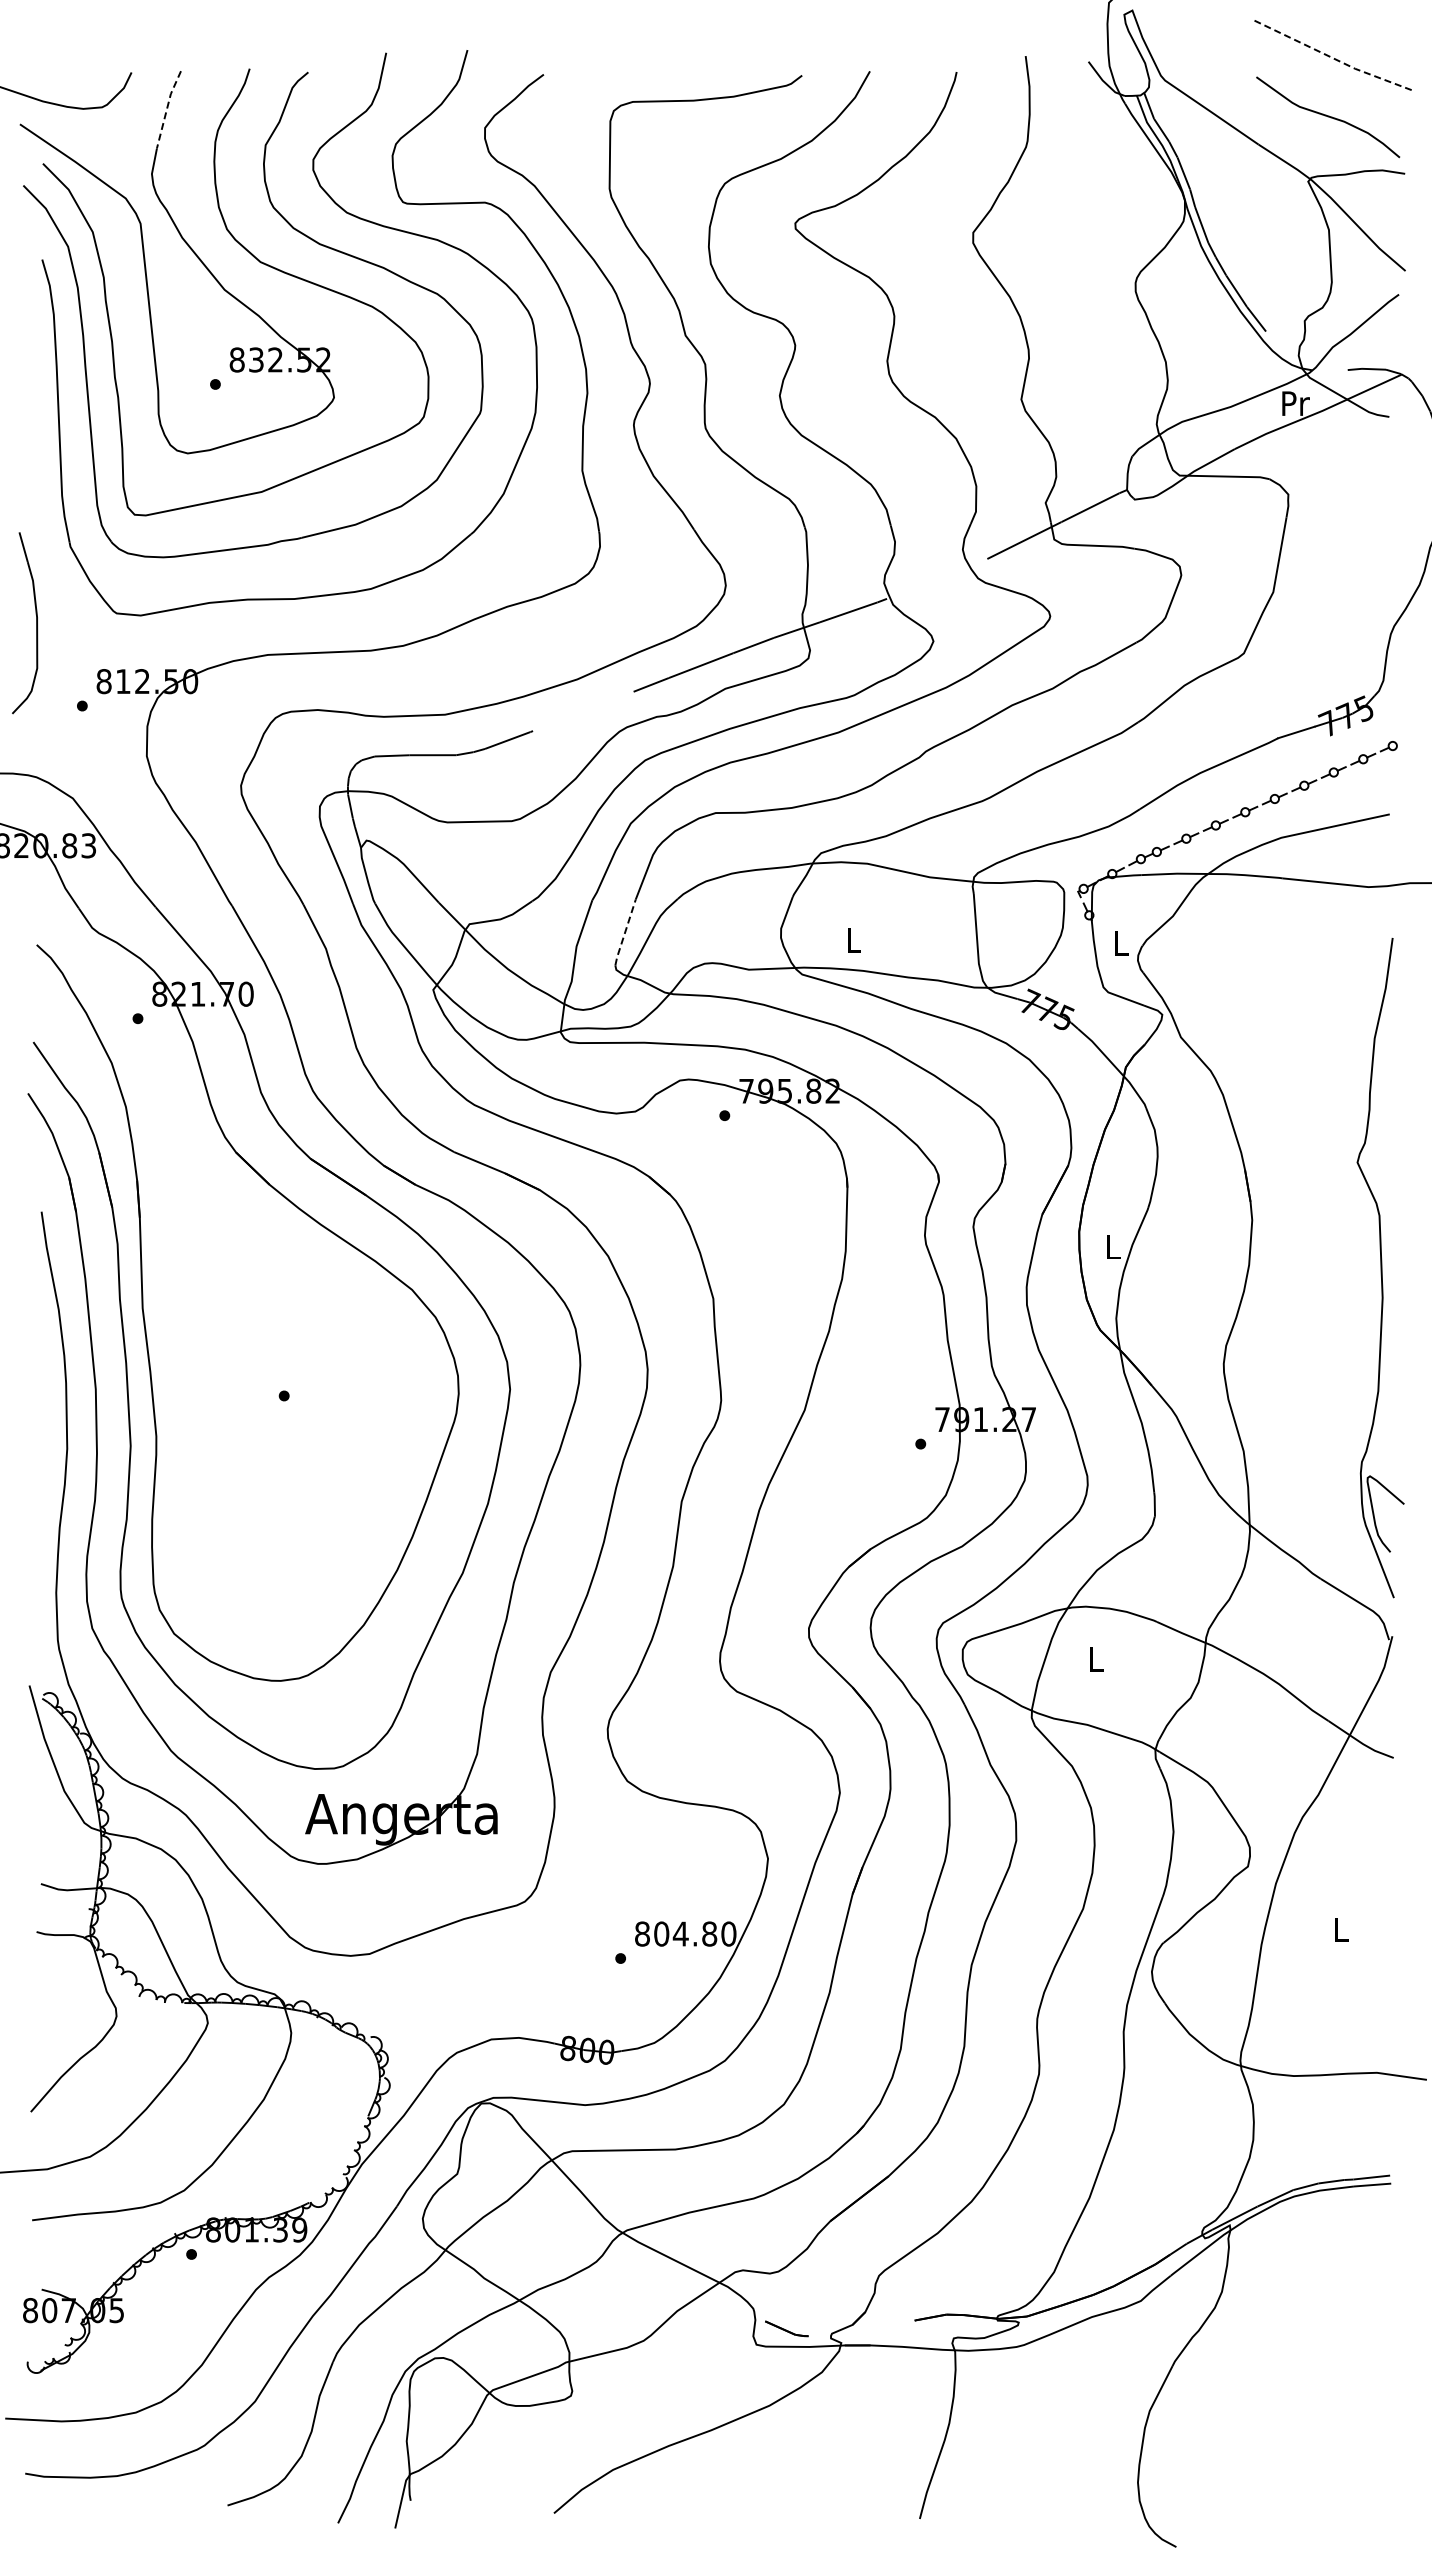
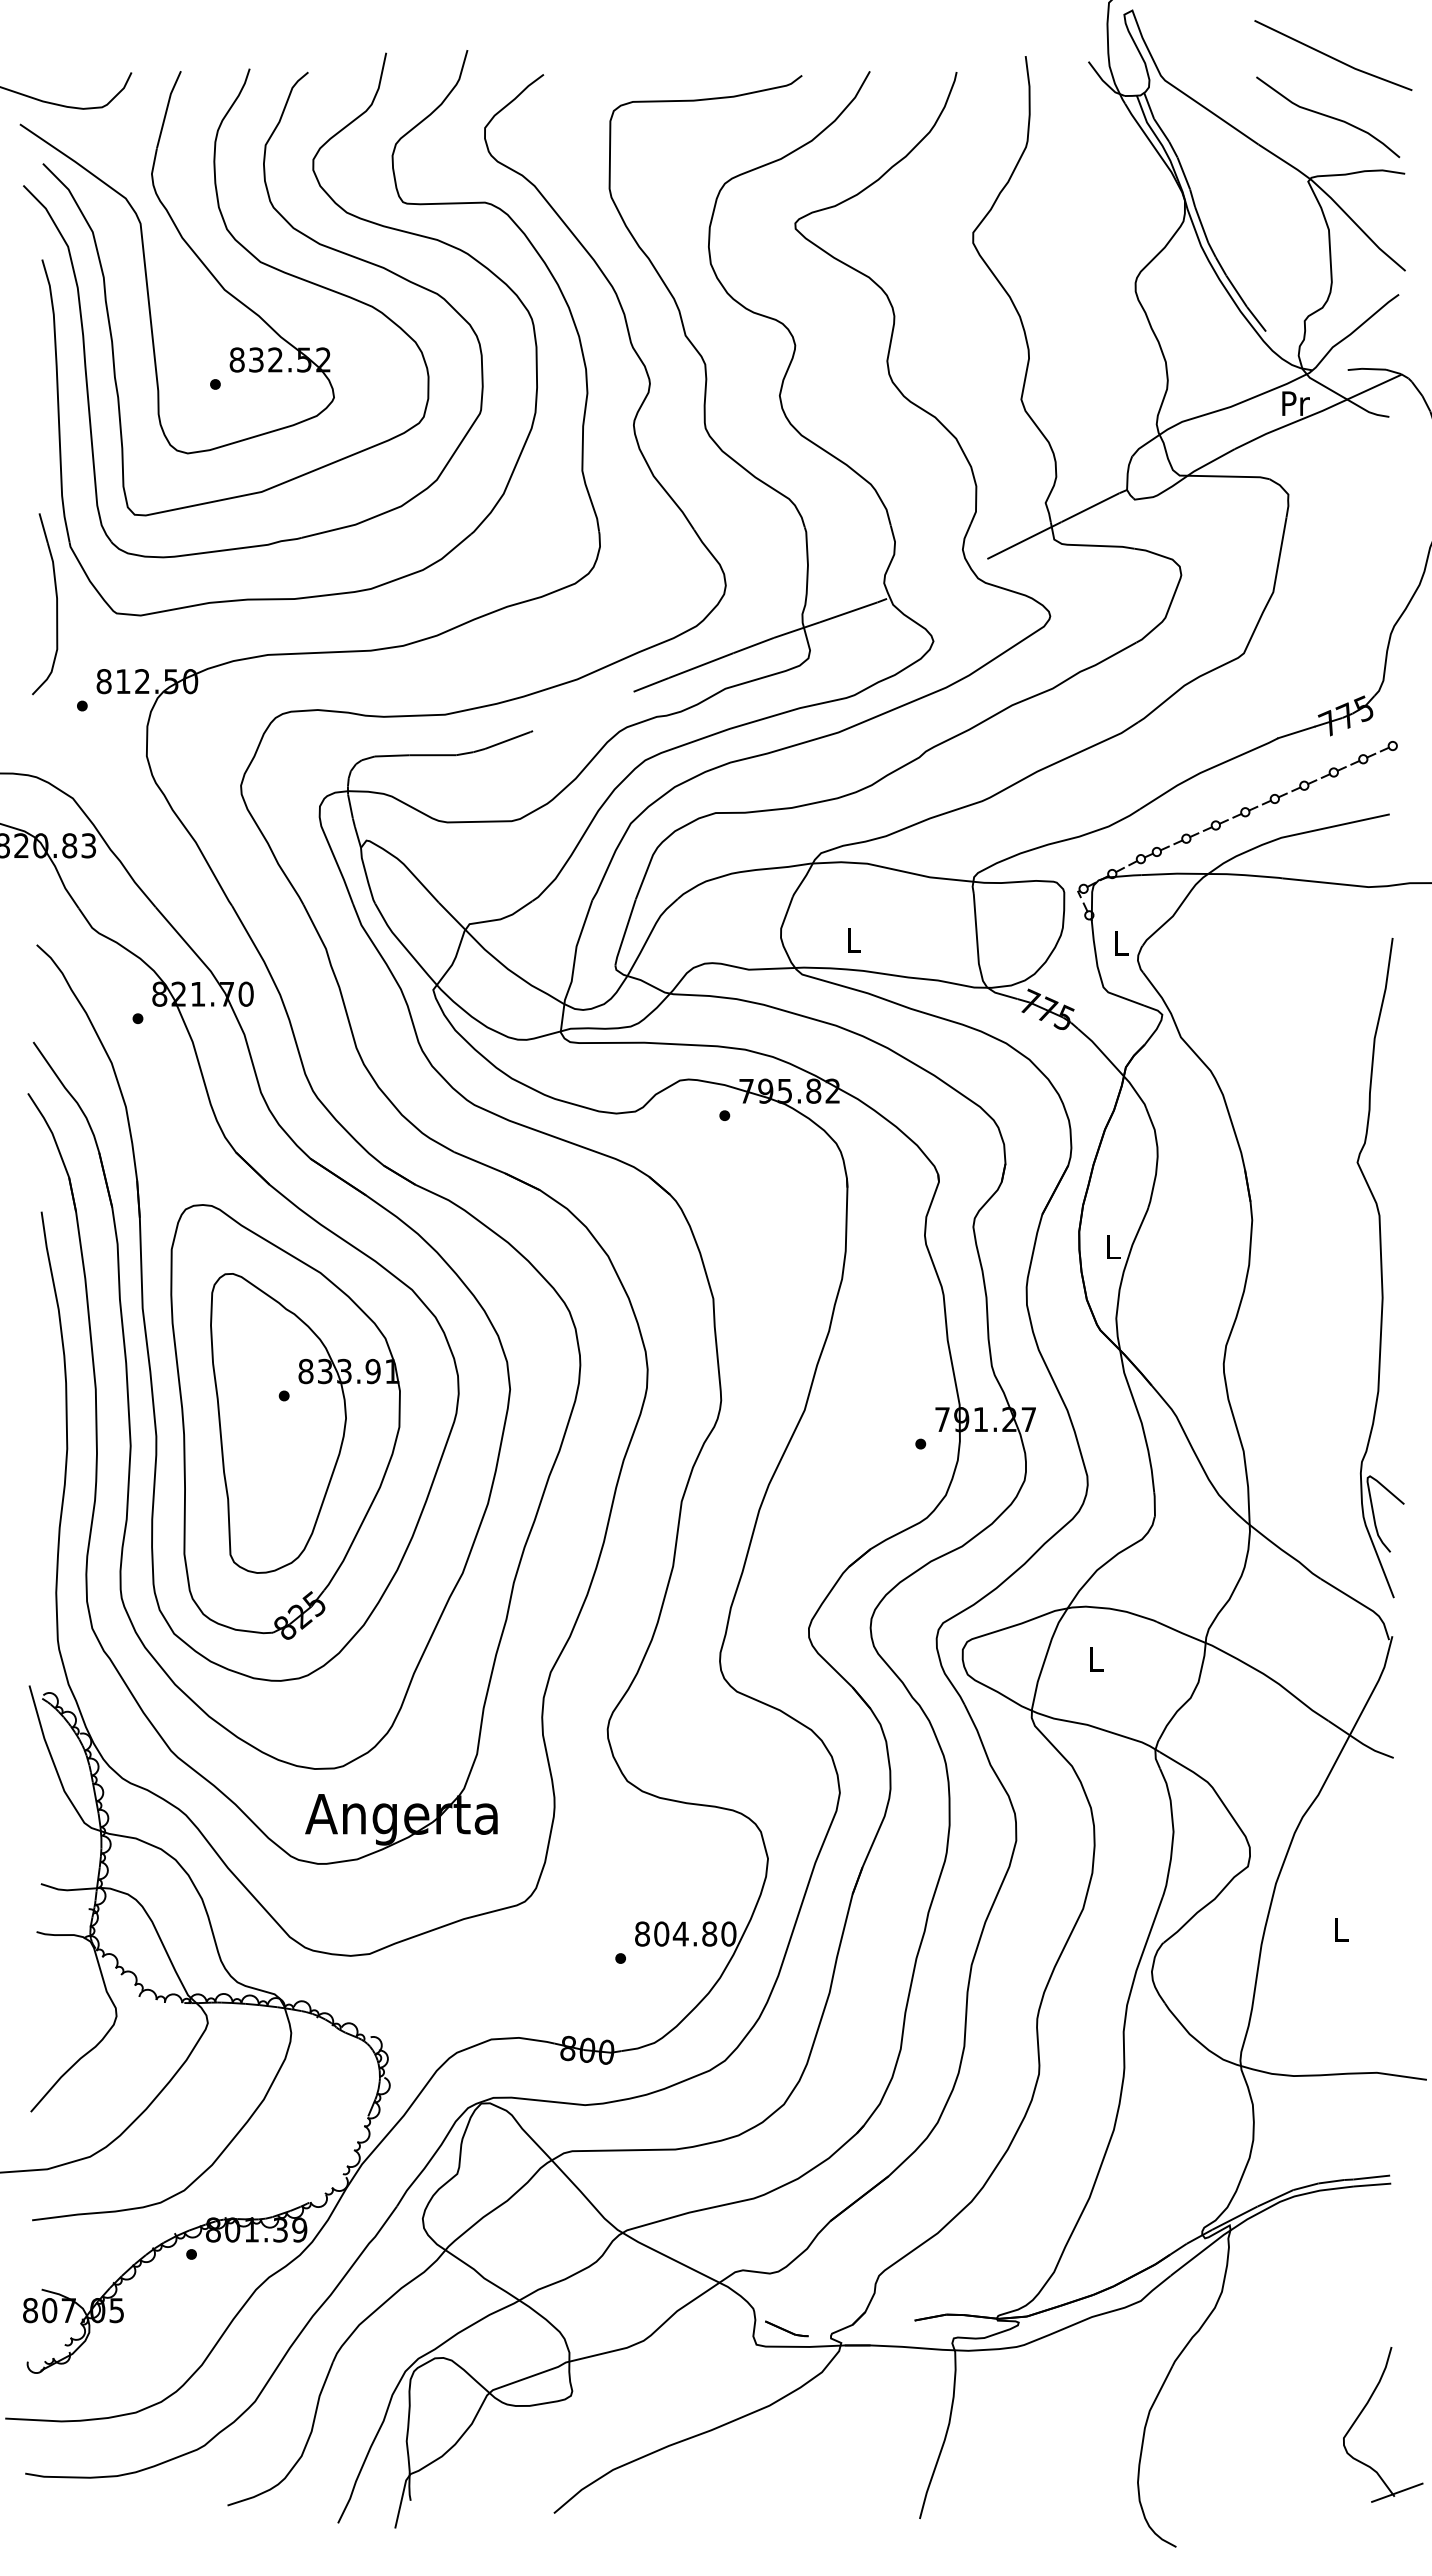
line: dashed -> solid (1333, 58)
line: dashed -> solid (166, 109)
part position: (36, 623) -> (56, 604) (56, 604)
line: dashed -> solid (625, 932)
part: none -> present (285, 1421)
part: none -> present (1362, 2412)
